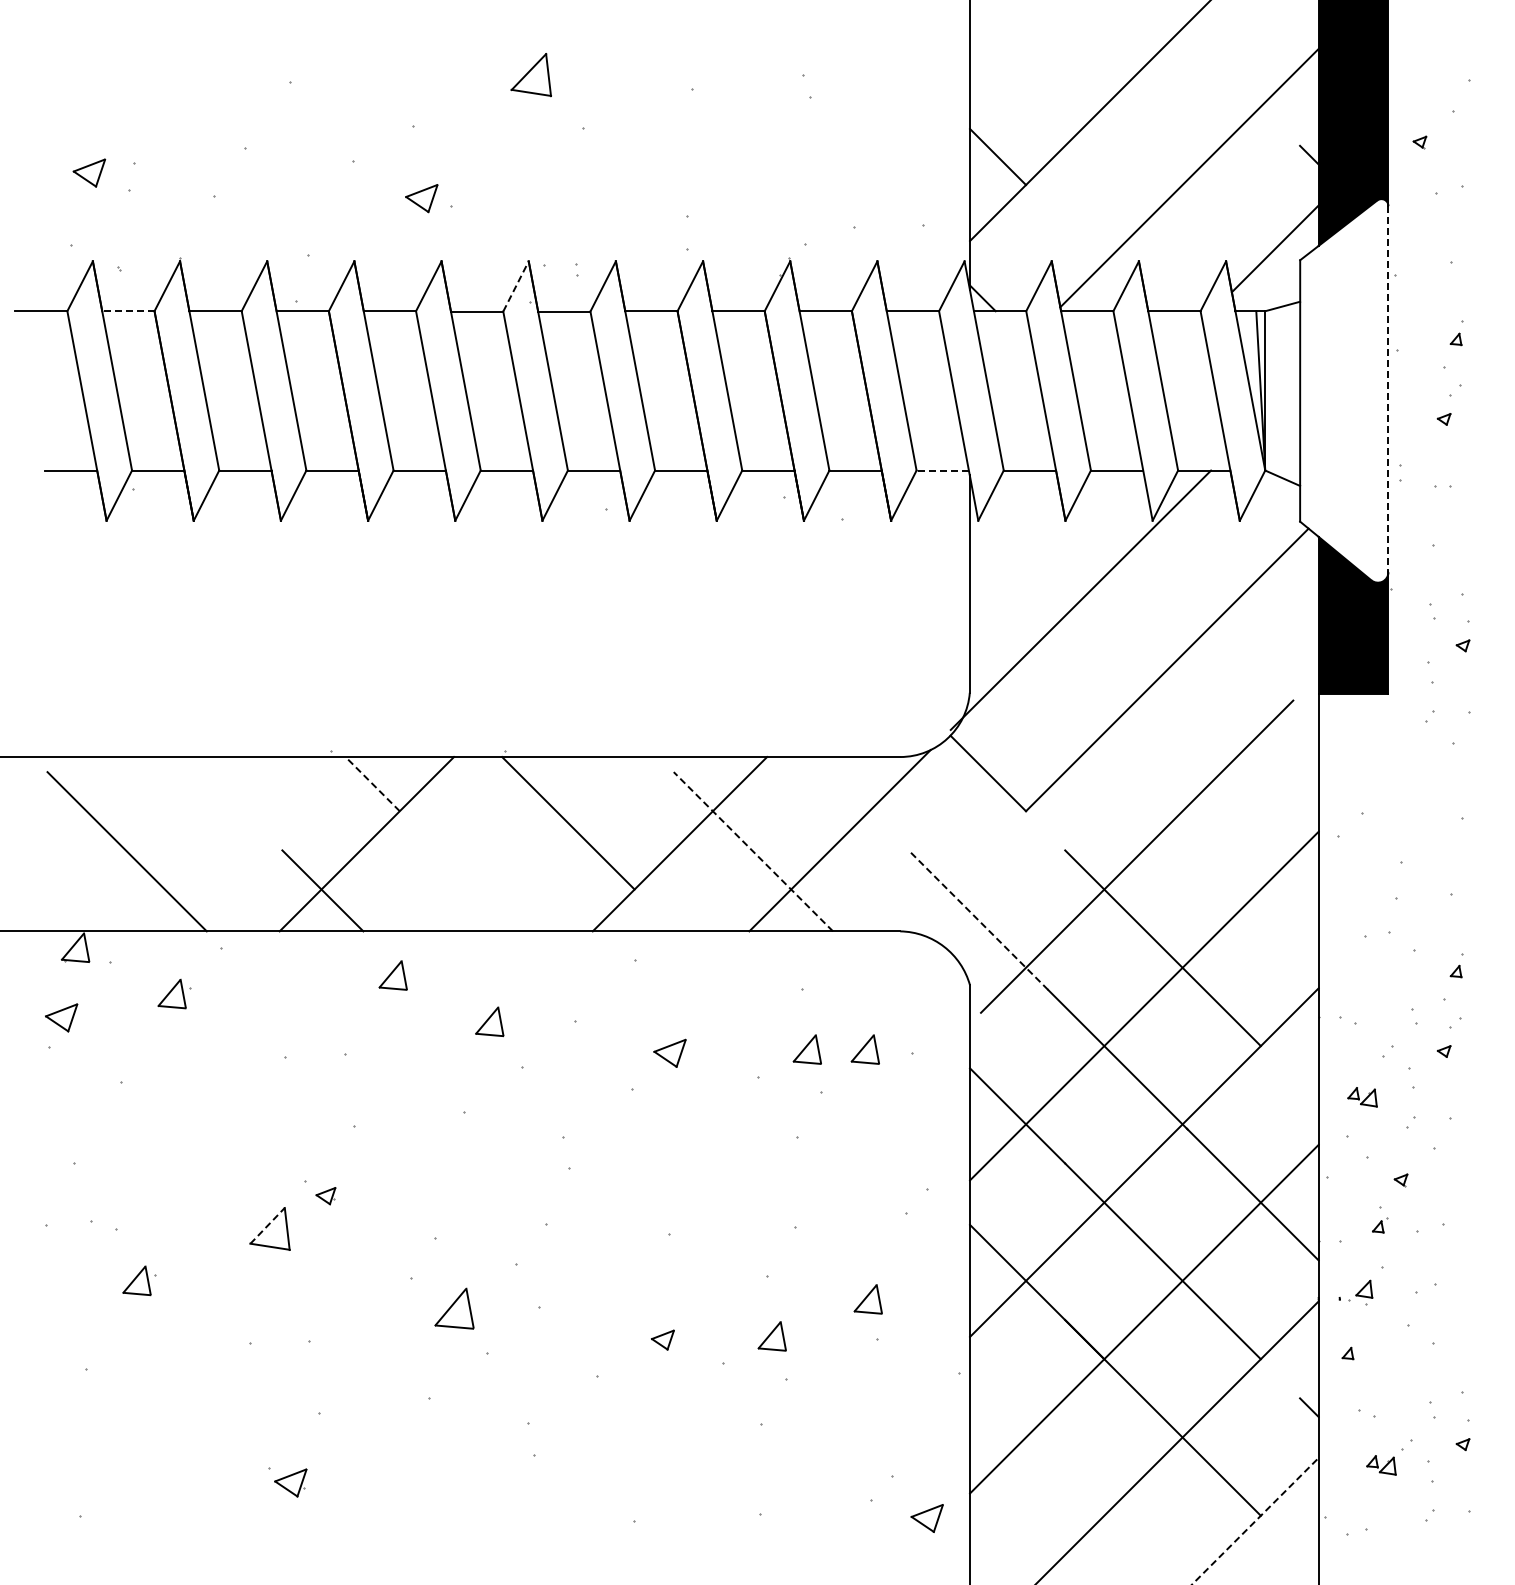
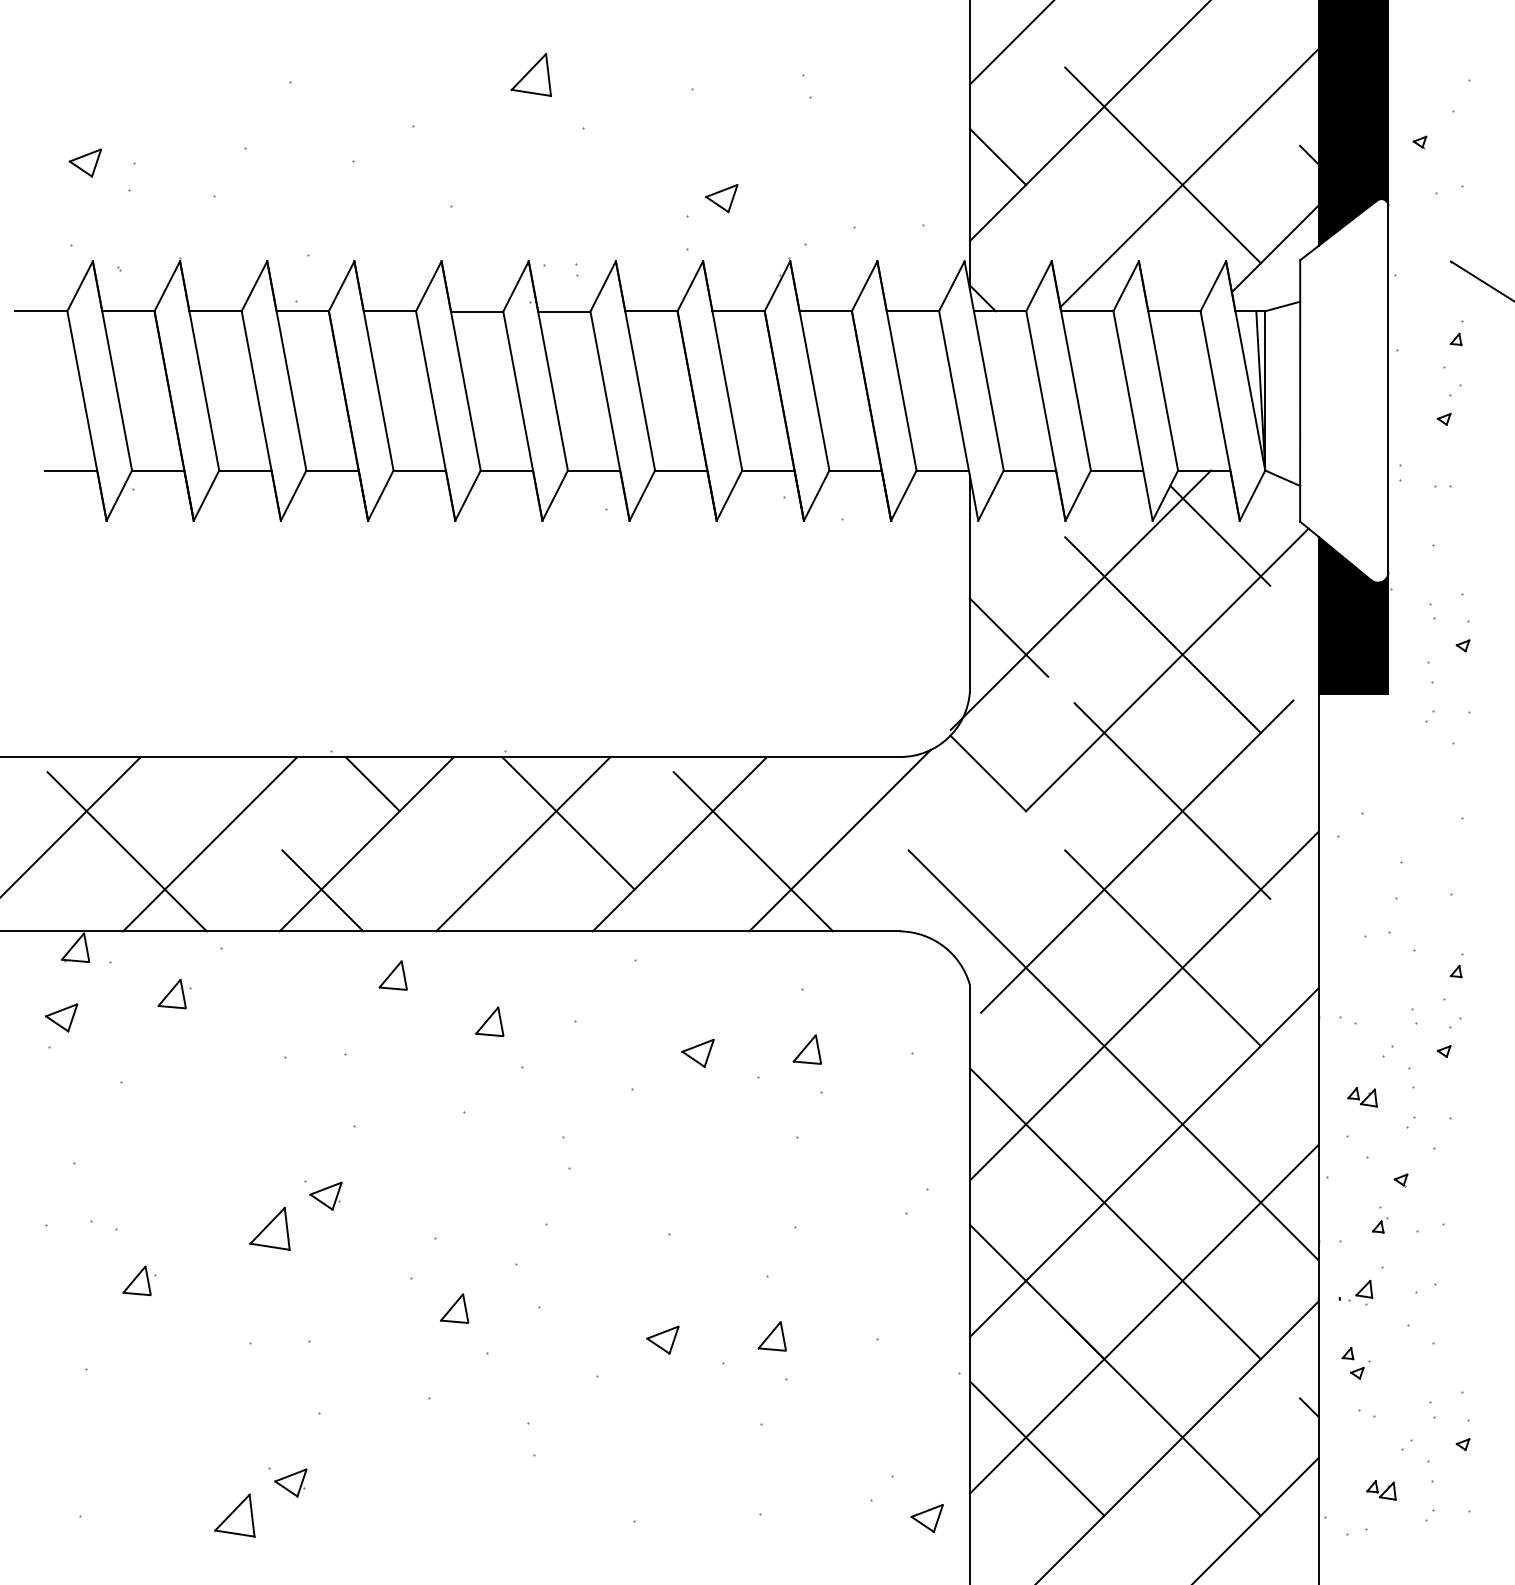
line: none -> present (1011, 43)
line: none -> present (1162, 165)
part position: (89, 172) -> (85, 162) (85, 162)
part position: (421, 198) -> (721, 198) (721, 198)
line: none -> present (1480, 280)
line: dashed -> solid (516, 286)
line: dashed -> solid (127, 311)
line: dashed -> solid (1388, 389)
line: dashed -> solid (942, 470)
line: none -> present (1220, 535)
line: none -> present (1162, 634)
line: none -> present (1008, 637)
line: dashed -> solid (372, 783)
line: none -> present (1172, 800)
line: none -> present (71, 826)
line: none -> present (210, 844)
line: none -> present (523, 844)
line: dashed -> solid (753, 851)
line: dashed -> solid (978, 920)
part: present -> none (864, 1049)
part position: (669, 1052) -> (697, 1052) (697, 1052)
part size: 22x19 px -> 34x30 px (325, 1195)
line: dashed -> solid (267, 1225)
part: present -> none (867, 1299)
part size: 41x43 px -> 30x31 px (454, 1308)
part size: 24x22 px -> 34x30 px (662, 1339)
part: none -> present (1360, 1369)
line: none -> present (1037, 1448)
part position: (1381, 1465) -> (1381, 1490) (1381, 1490)
part: none -> present (234, 1515)
line: dashed -> solid (1255, 1521)
